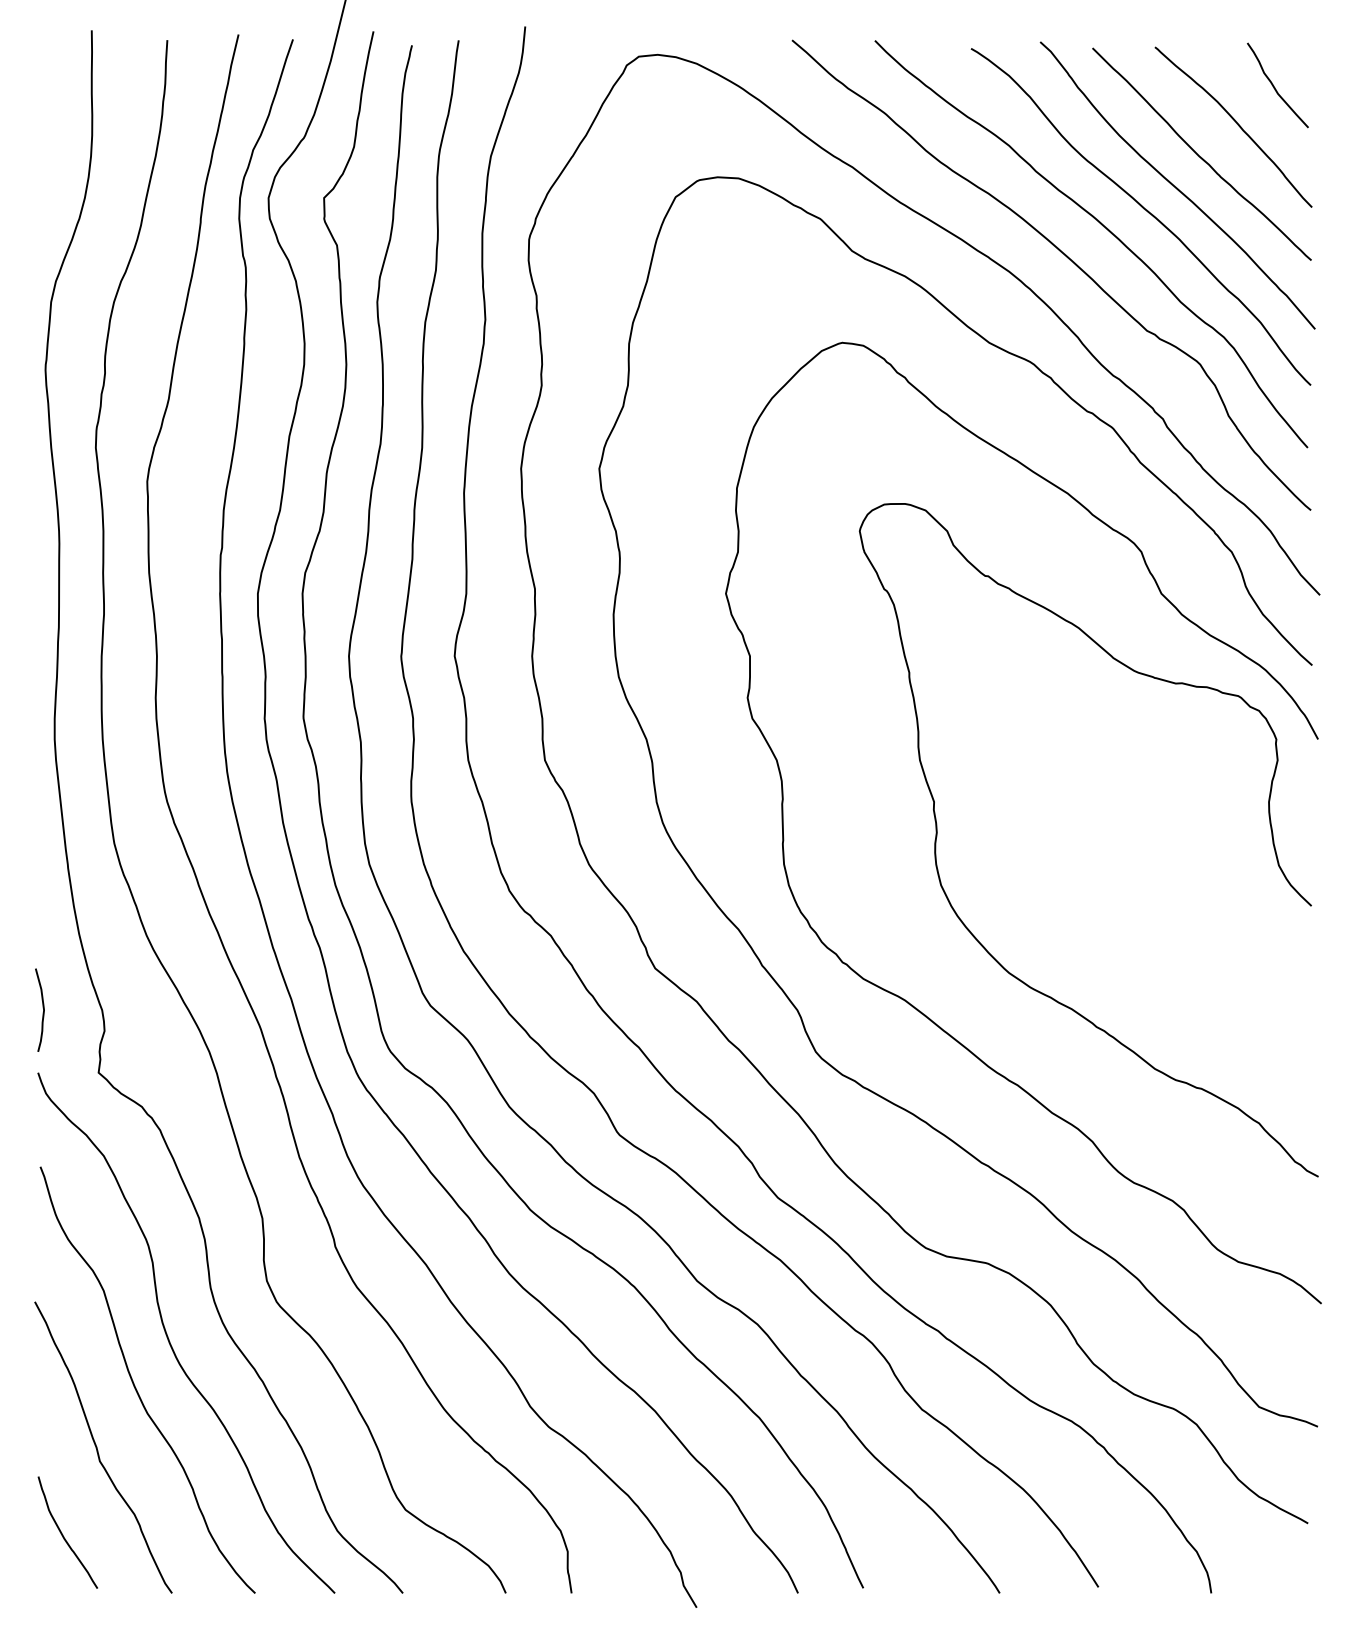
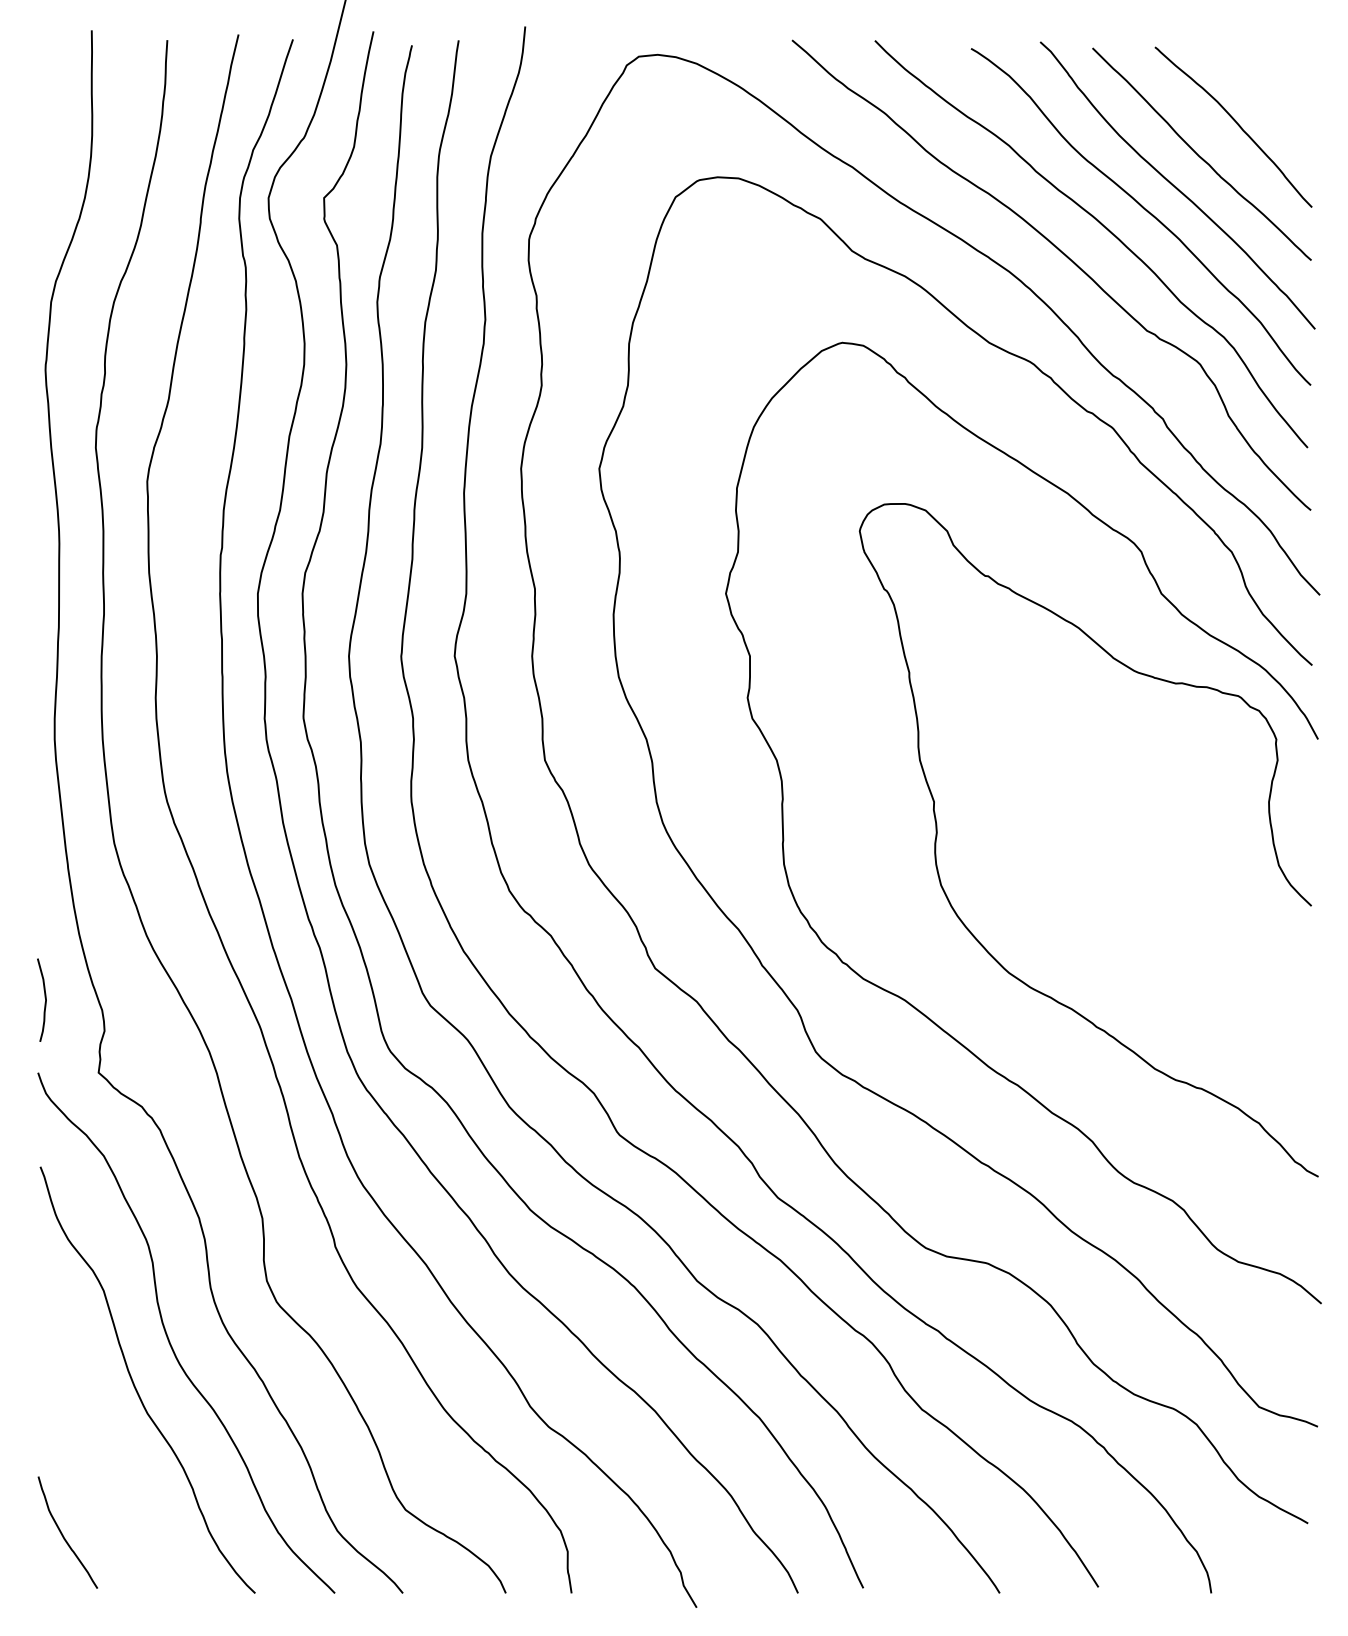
curve: present -> none (1275, 87)
curve position: (42, 1007) -> (44, 997) (44, 997)
curve: present -> none (98, 1450)
